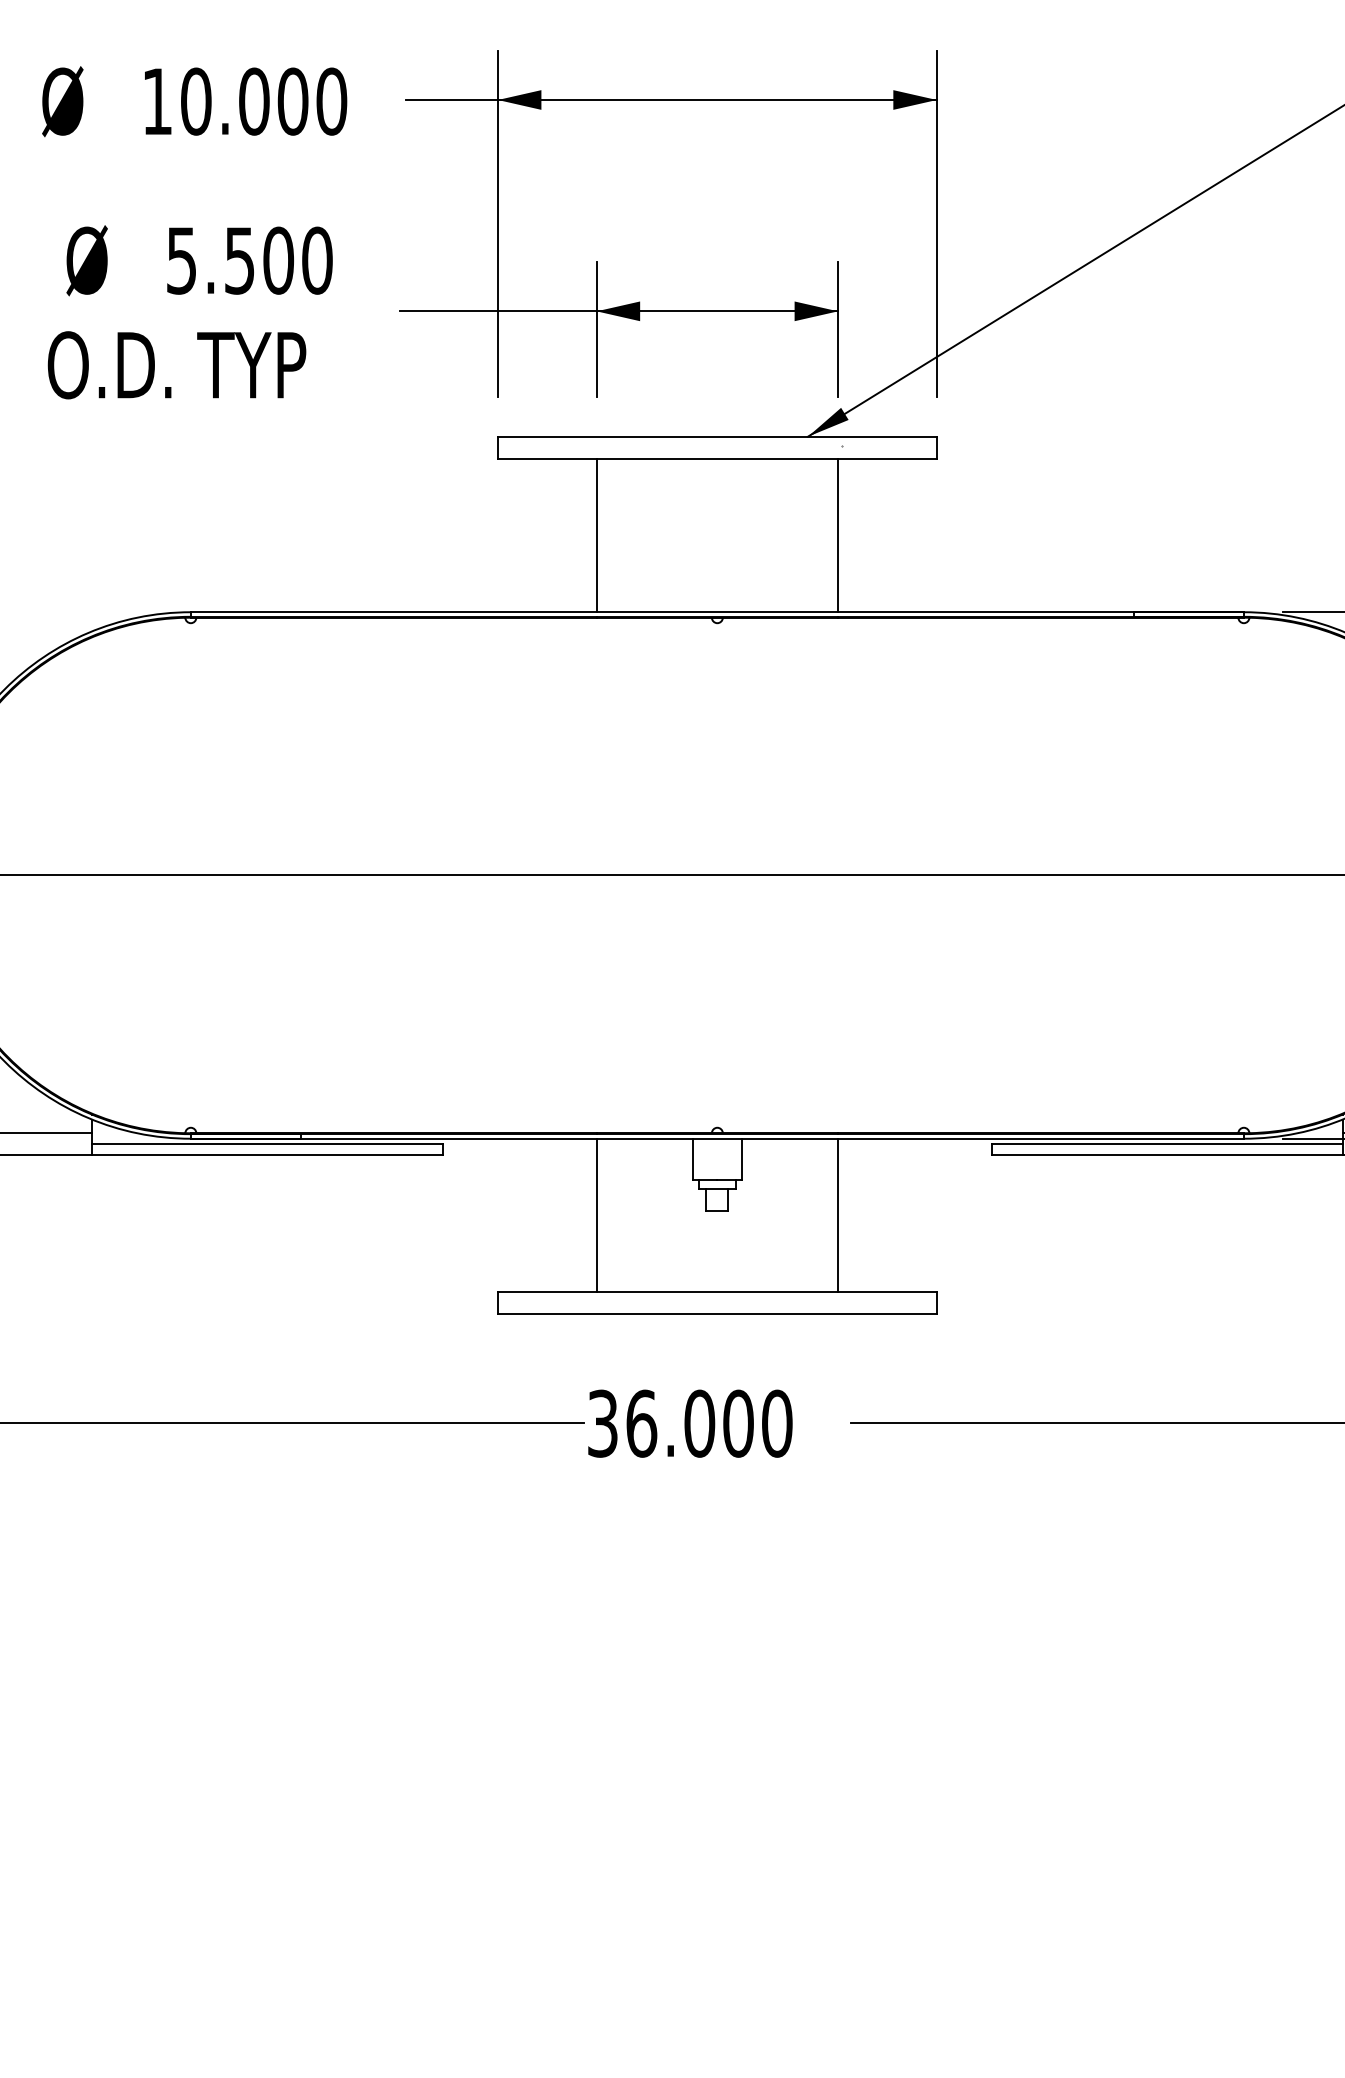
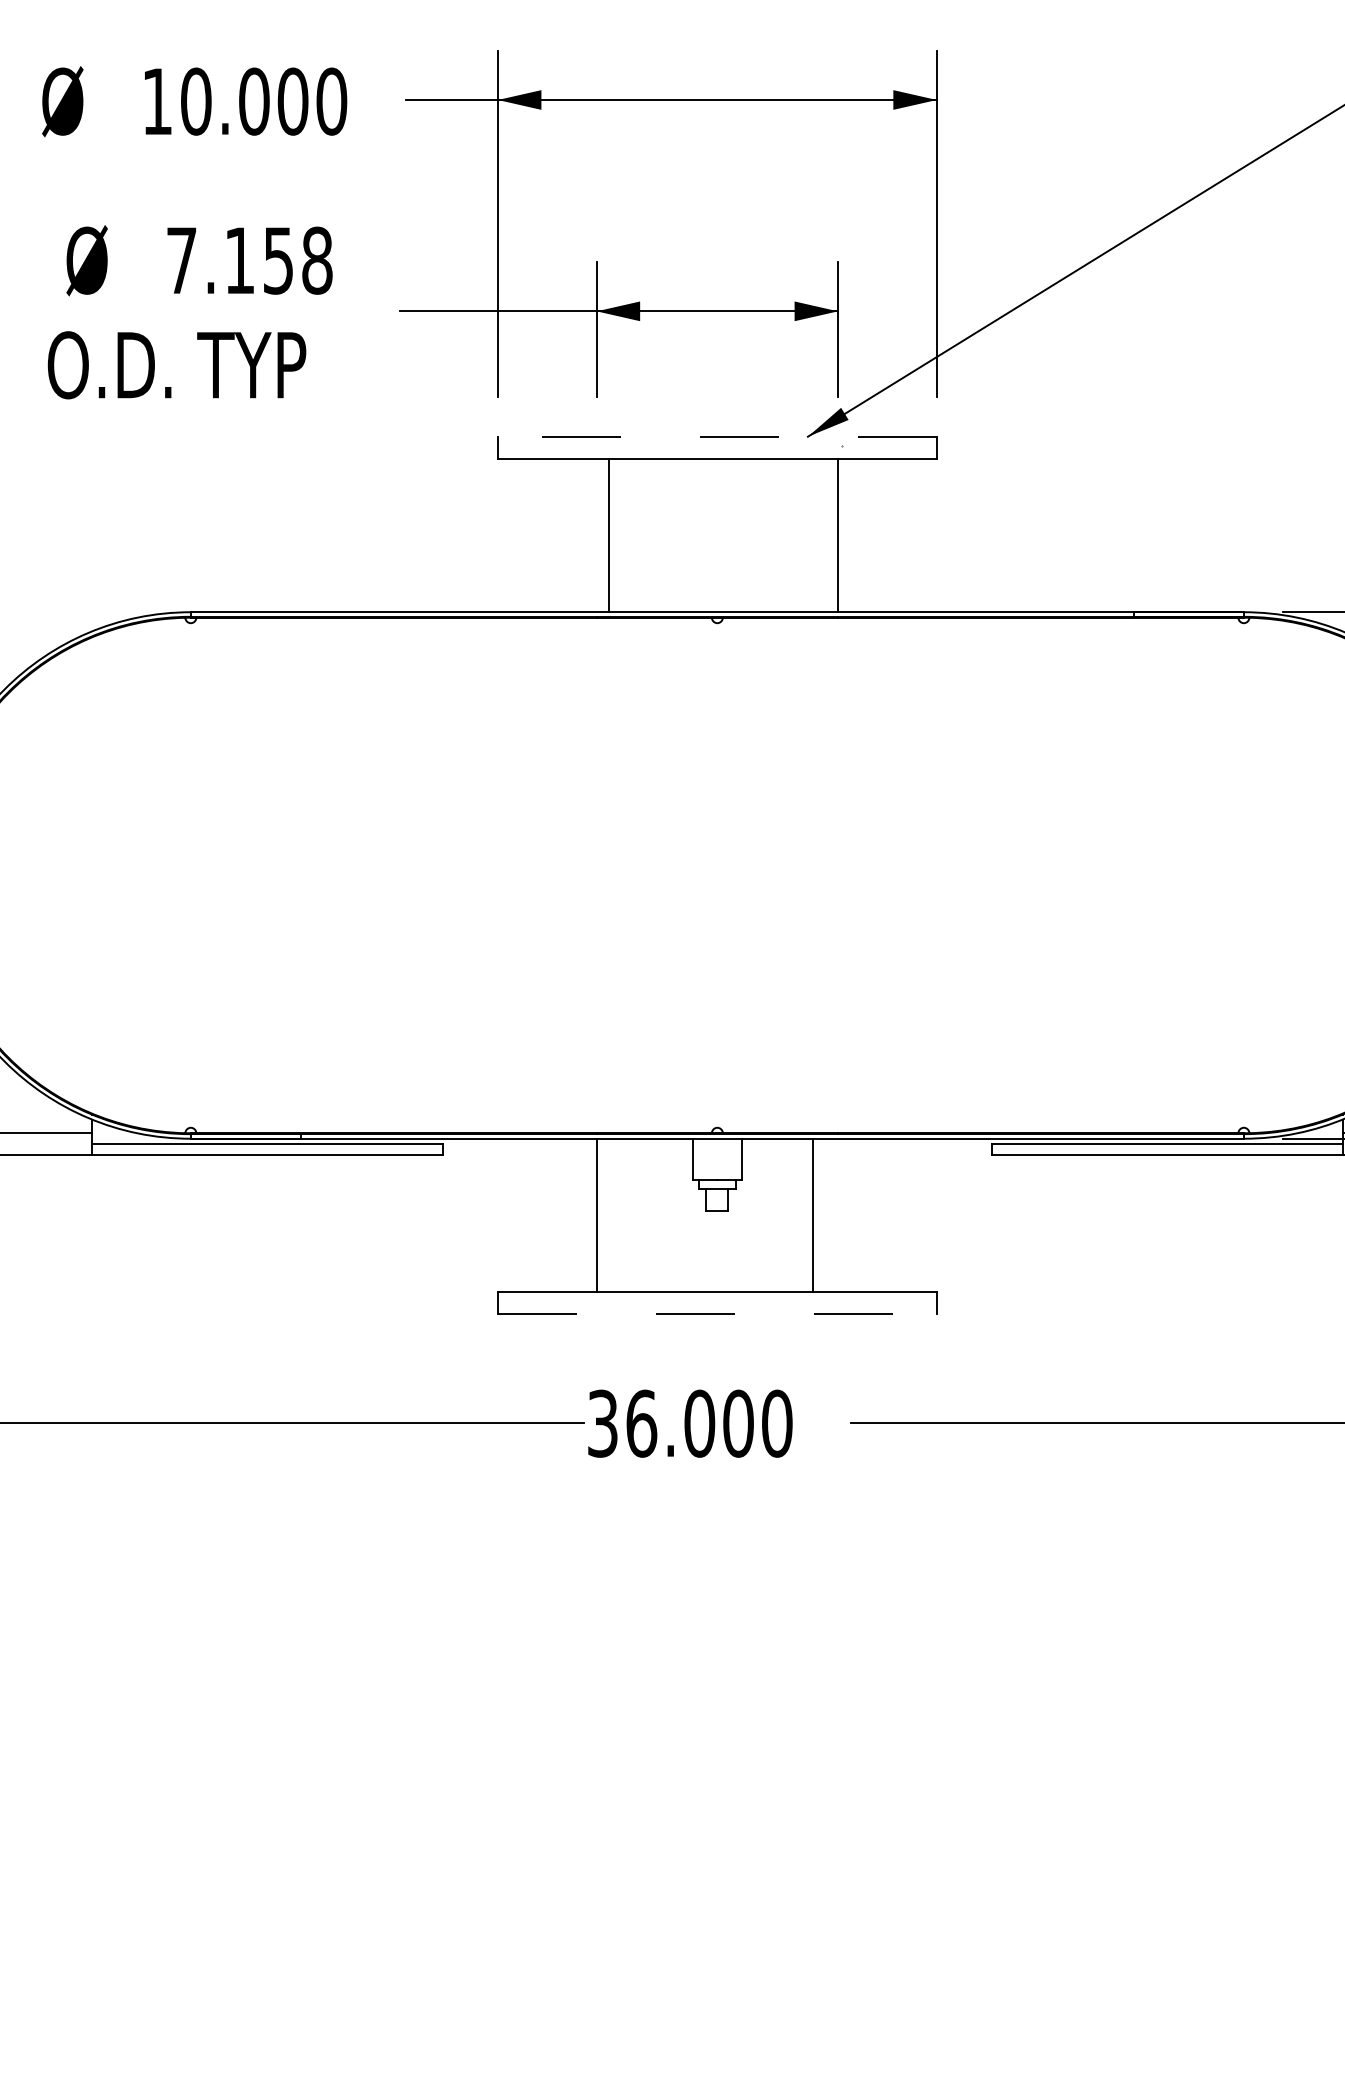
text: 5.500 -> 7.158 (249, 260)
line: solid -> dashed (716, 436)
line position: (596, 535) -> (608, 535) (608, 535)
line: present -> none (671, 875)
line position: (838, 1215) -> (813, 1215) (813, 1215)
line: solid -> dashed (717, 1314)
